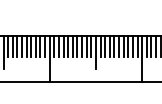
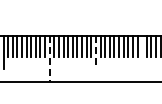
line: solid -> dashed (95, 53)
line: solid -> dashed (49, 58)
line: present -> none (142, 59)
